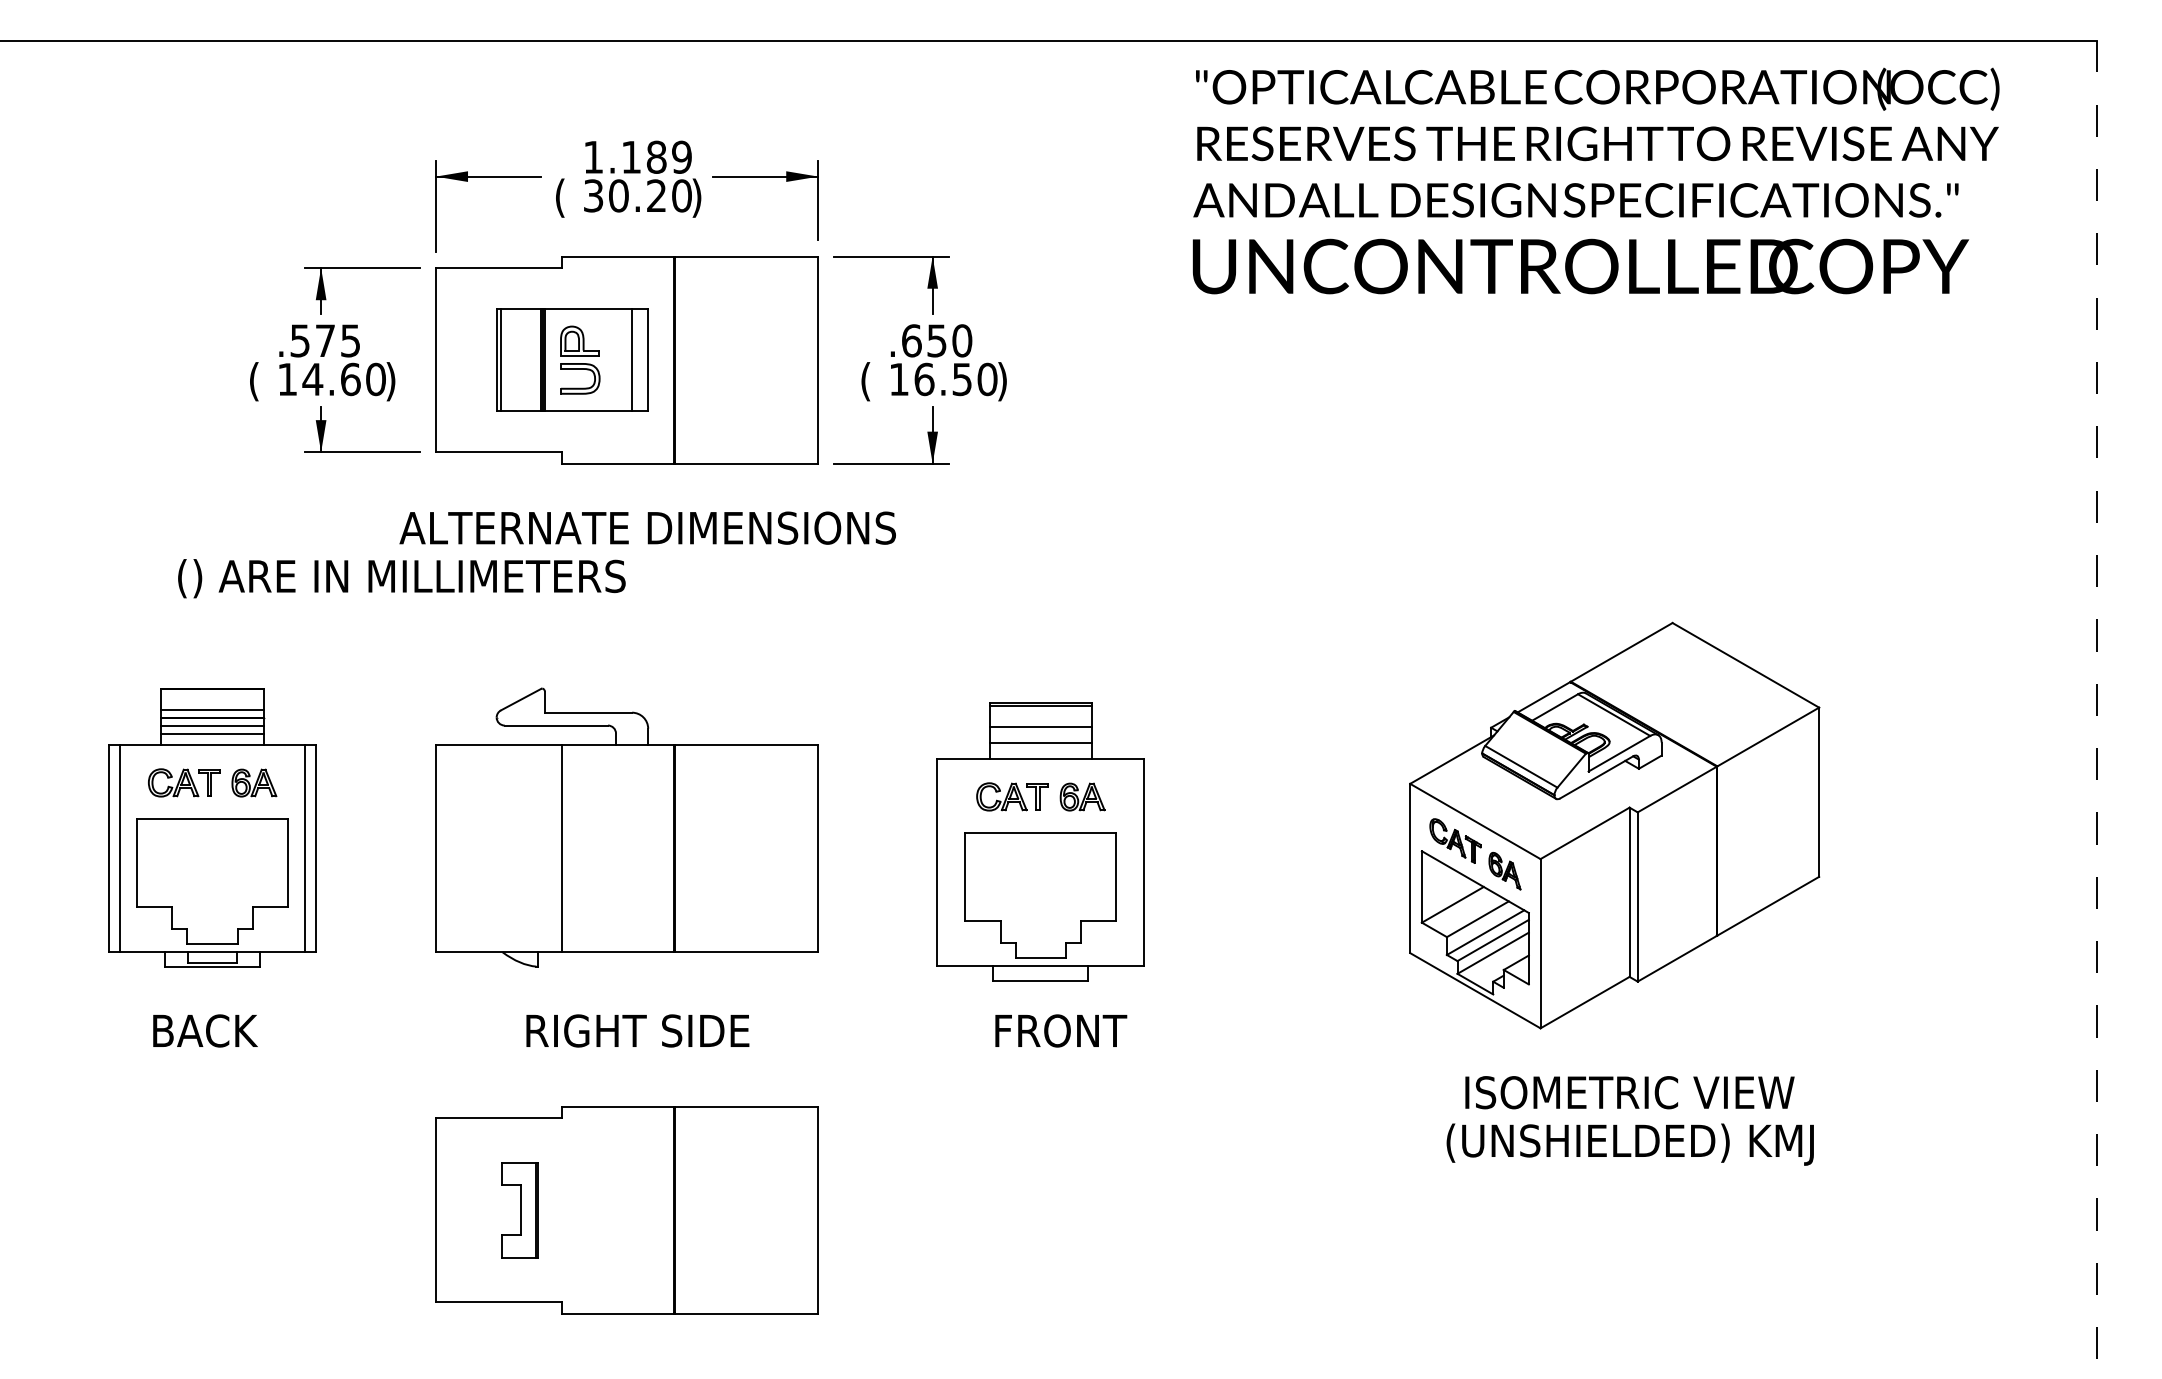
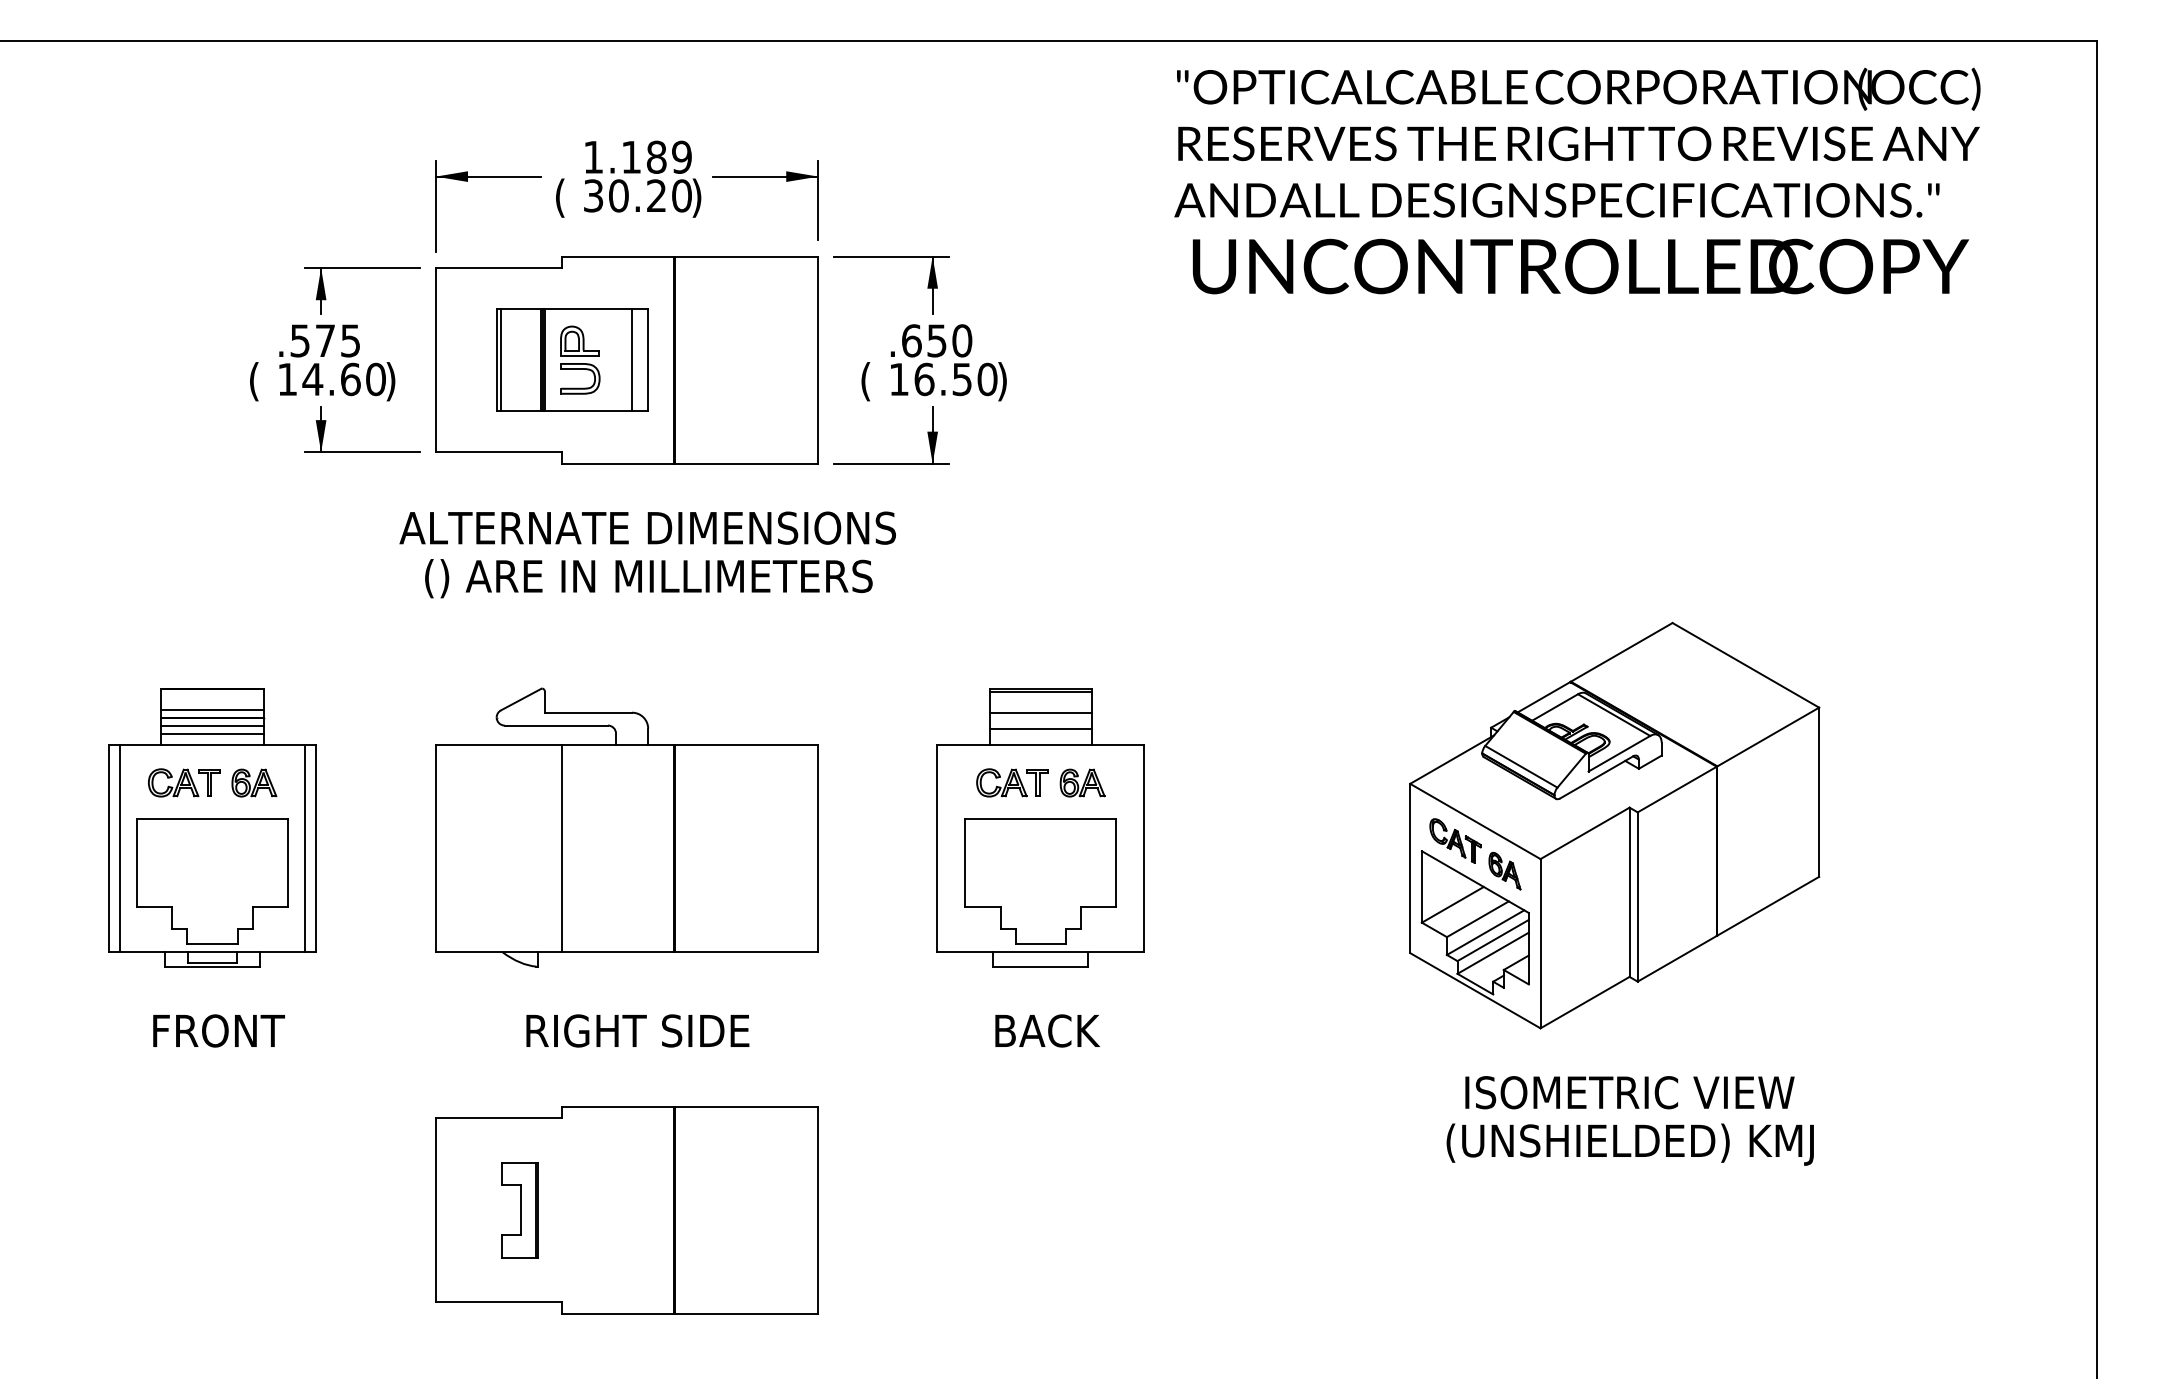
text position: (1596, 142) -> (1577, 142) (1577, 142)
text position: (401, 578) -> (648, 578) (648, 578)
line: dashed -> solid (2097, 710)
part position: (1040, 841) -> (1040, 827) (1040, 827)
text: BACK -> FRONT (220, 1030)
text: FRONT -> BACK (1063, 1030)
